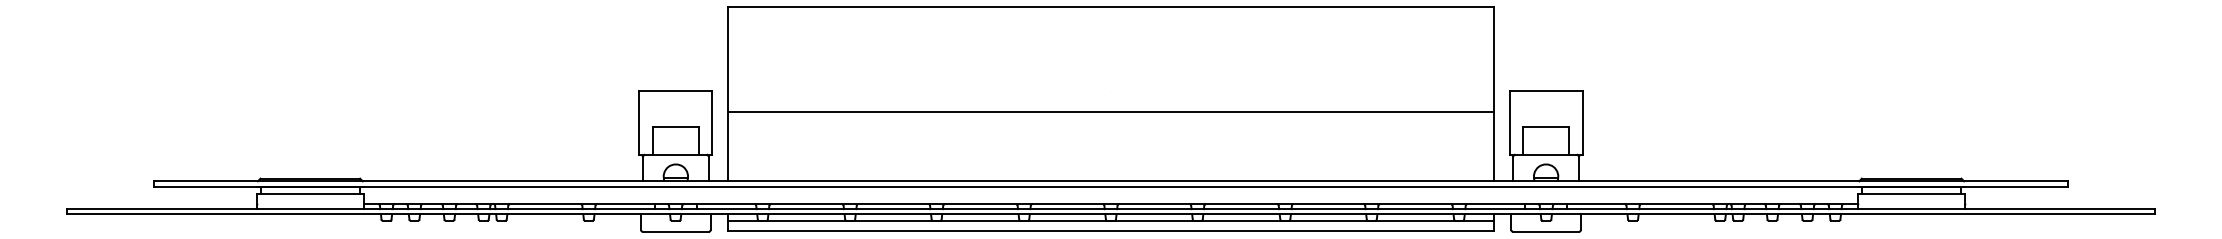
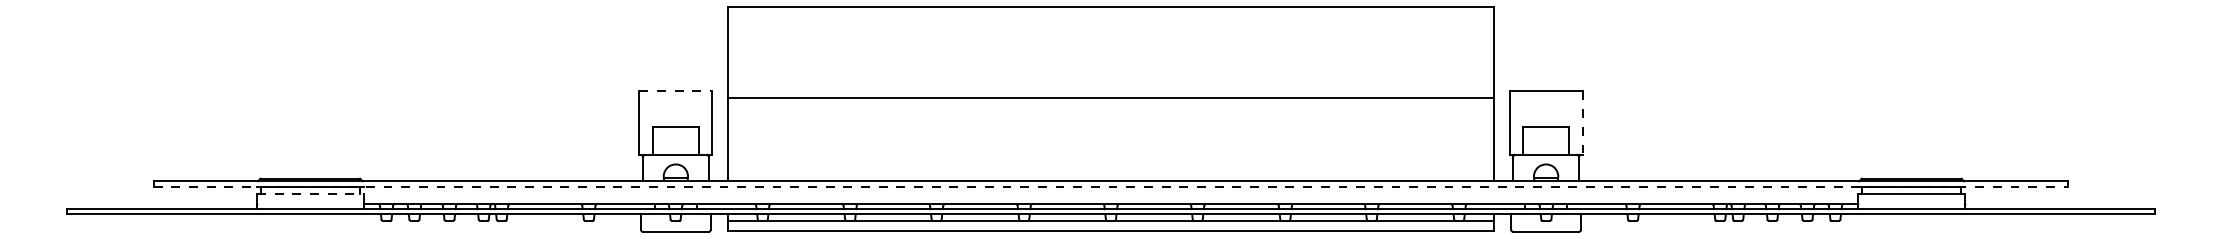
line: solid -> dashed (675, 91)
line position: (1110, 111) -> (1110, 97) (1110, 97)
line: solid -> dashed (1582, 123)
line: solid -> dashed (1111, 186)
line: solid -> dashed (310, 194)
